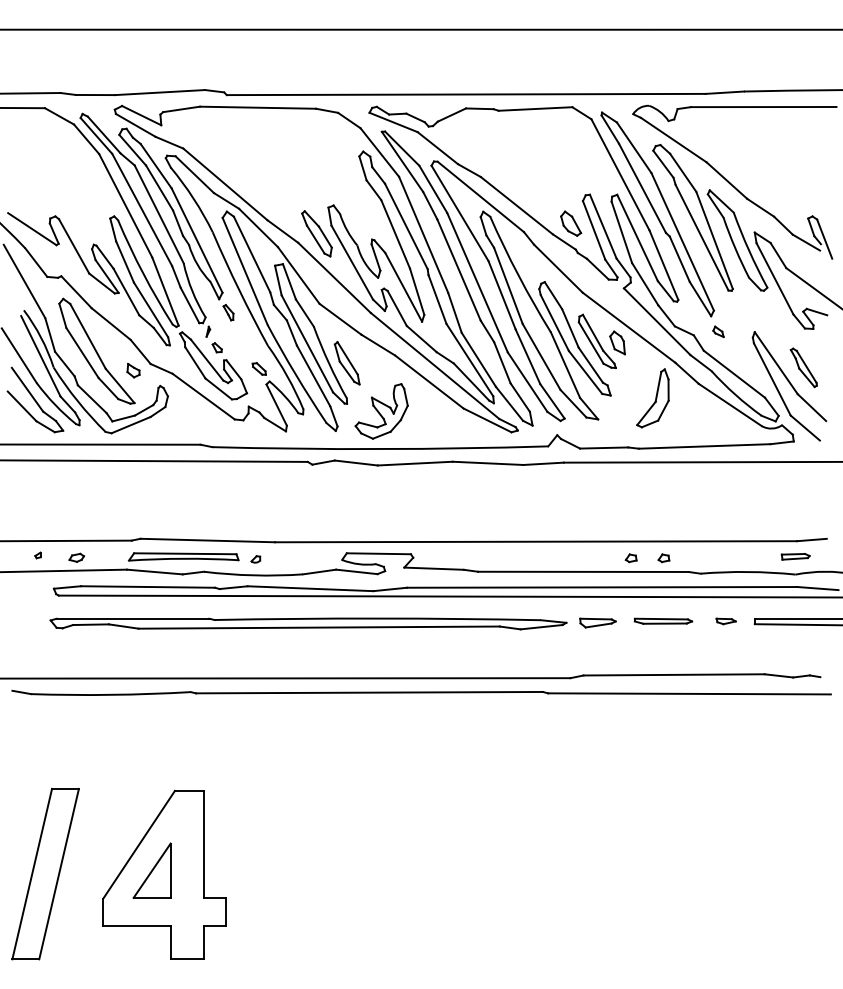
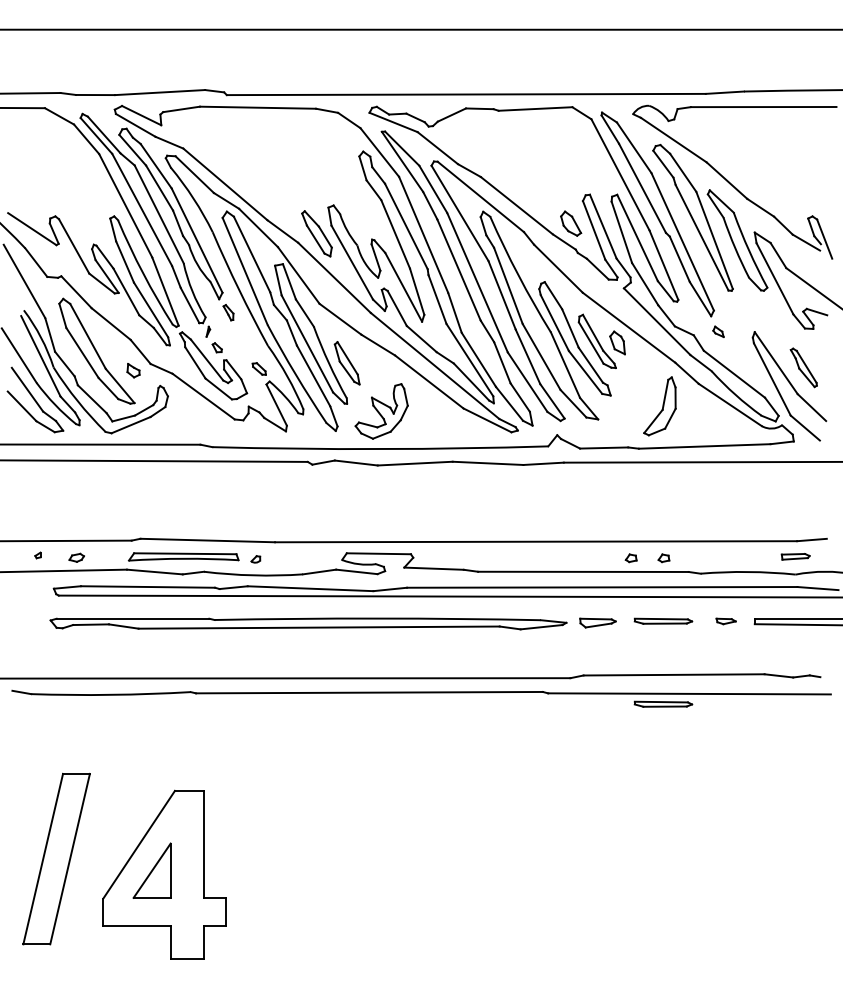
part position: (652, 398) -> (659, 406) (659, 406)
part: none -> present (663, 703)
part position: (45, 873) -> (56, 858) (56, 858)
